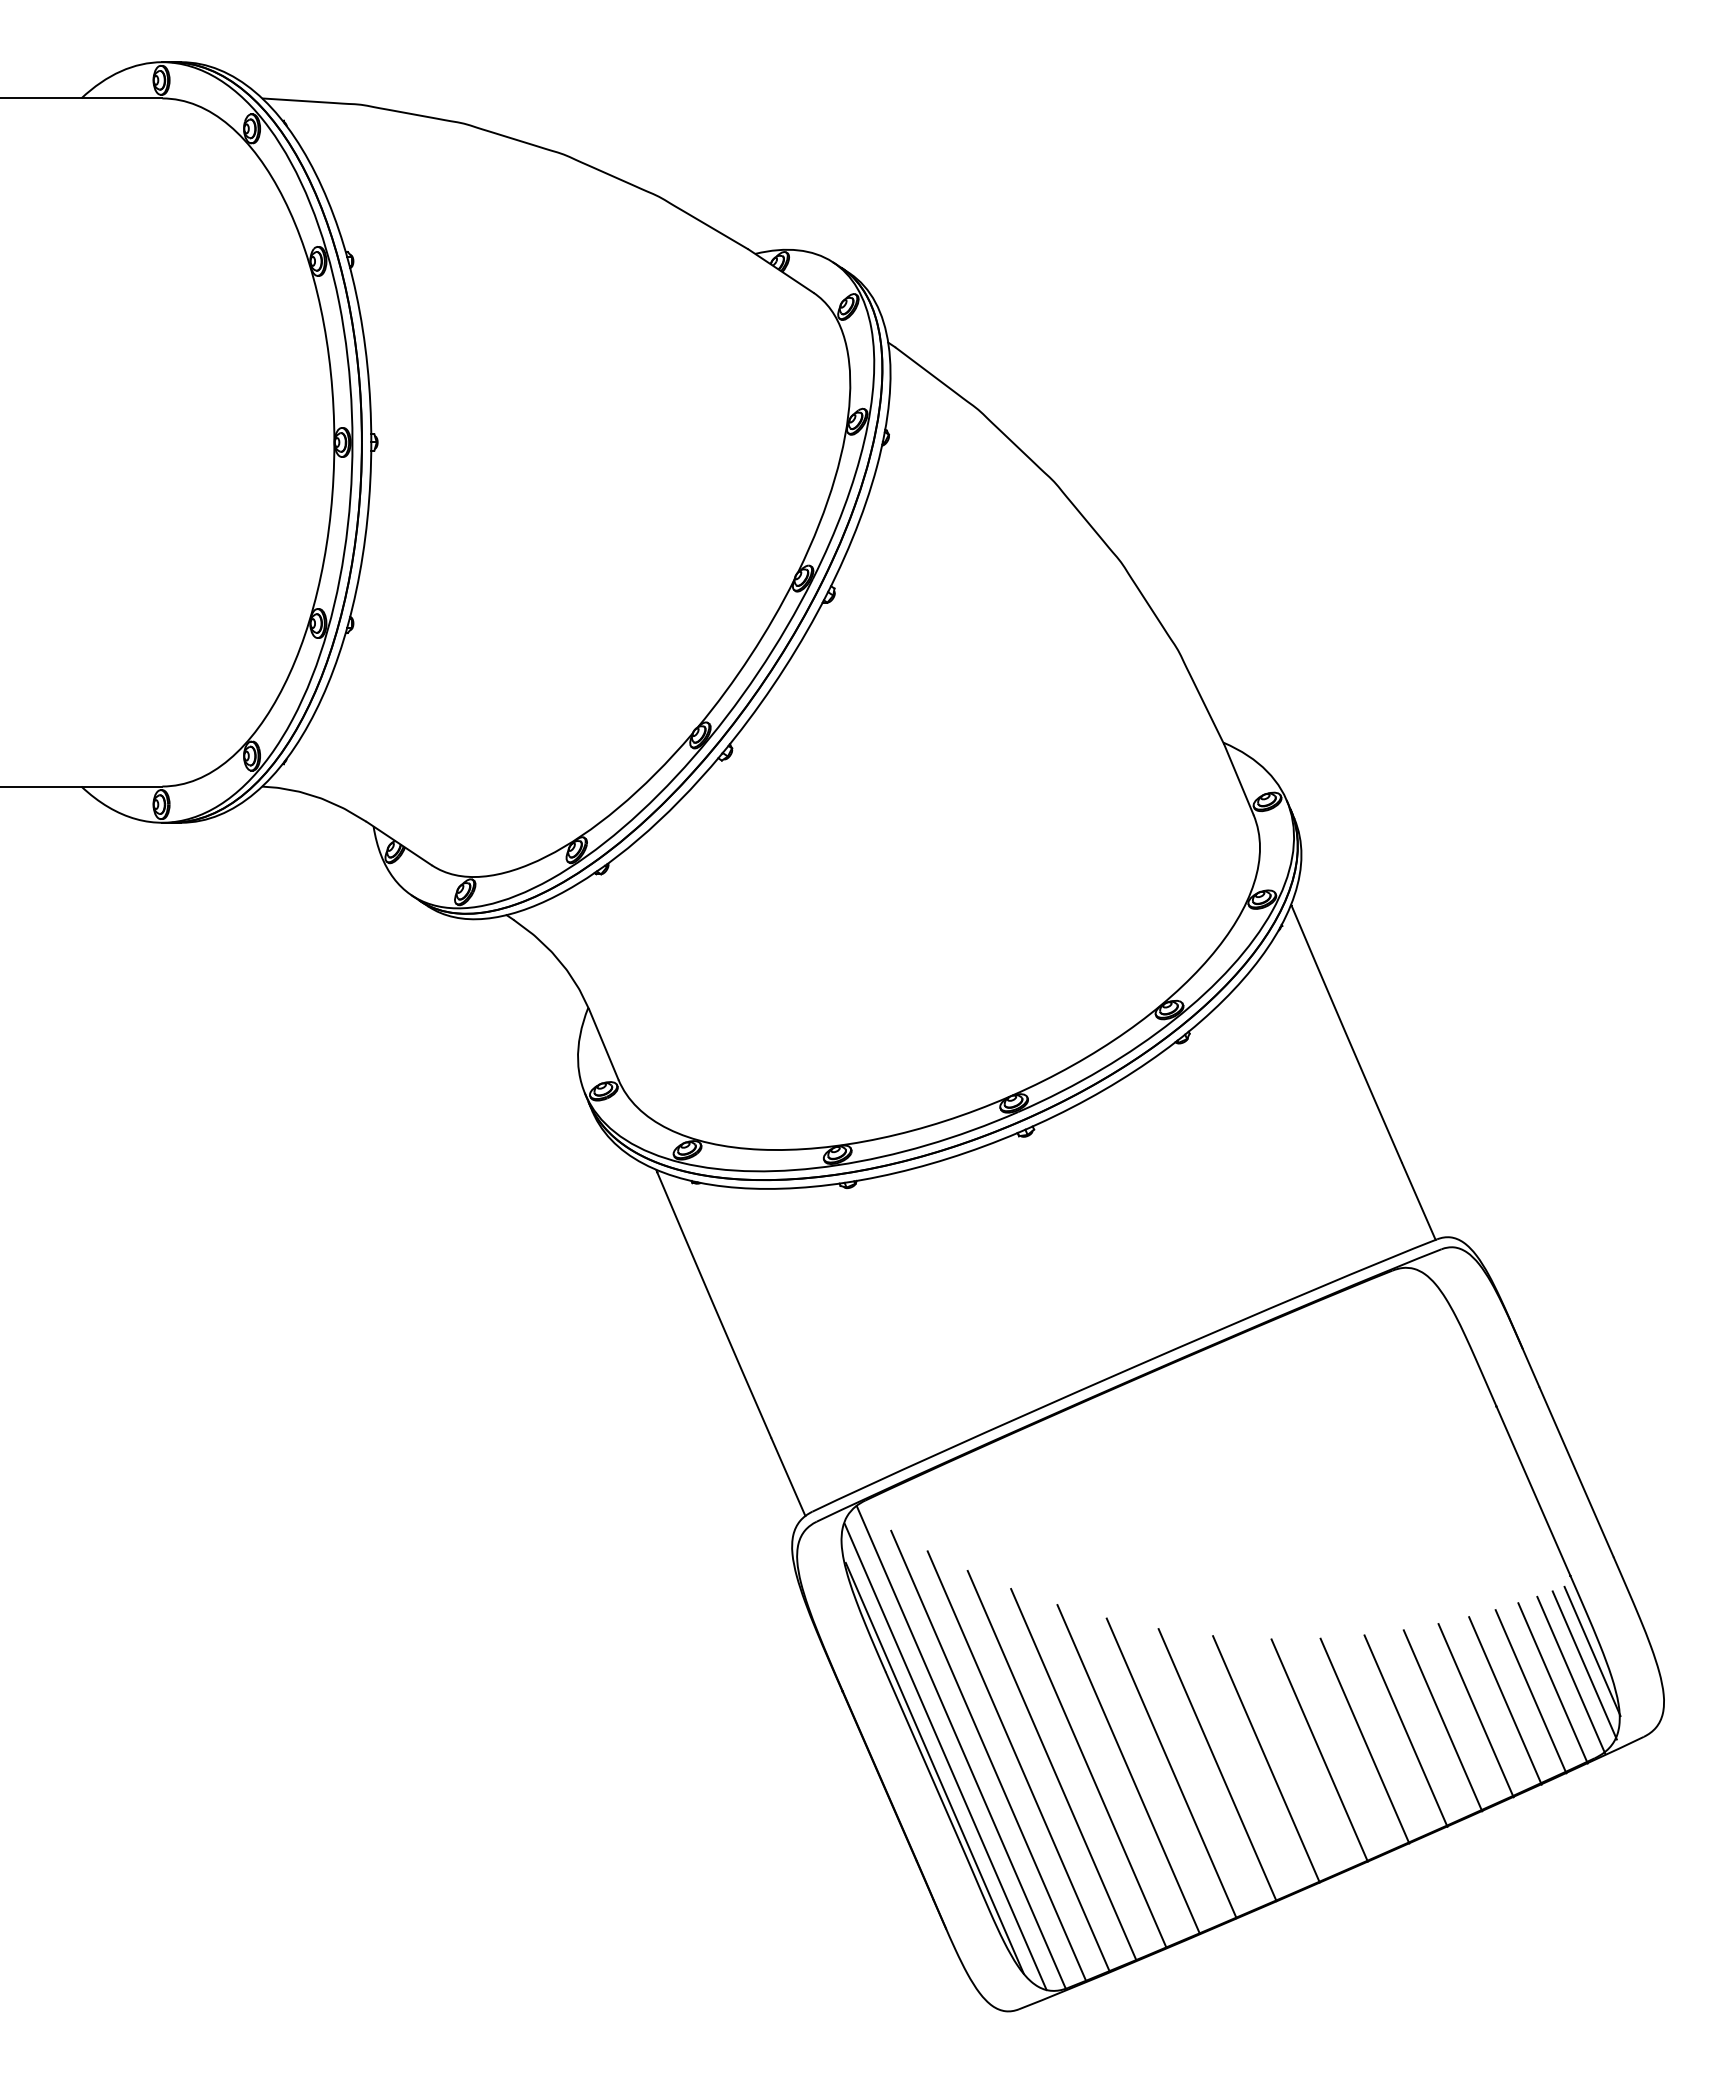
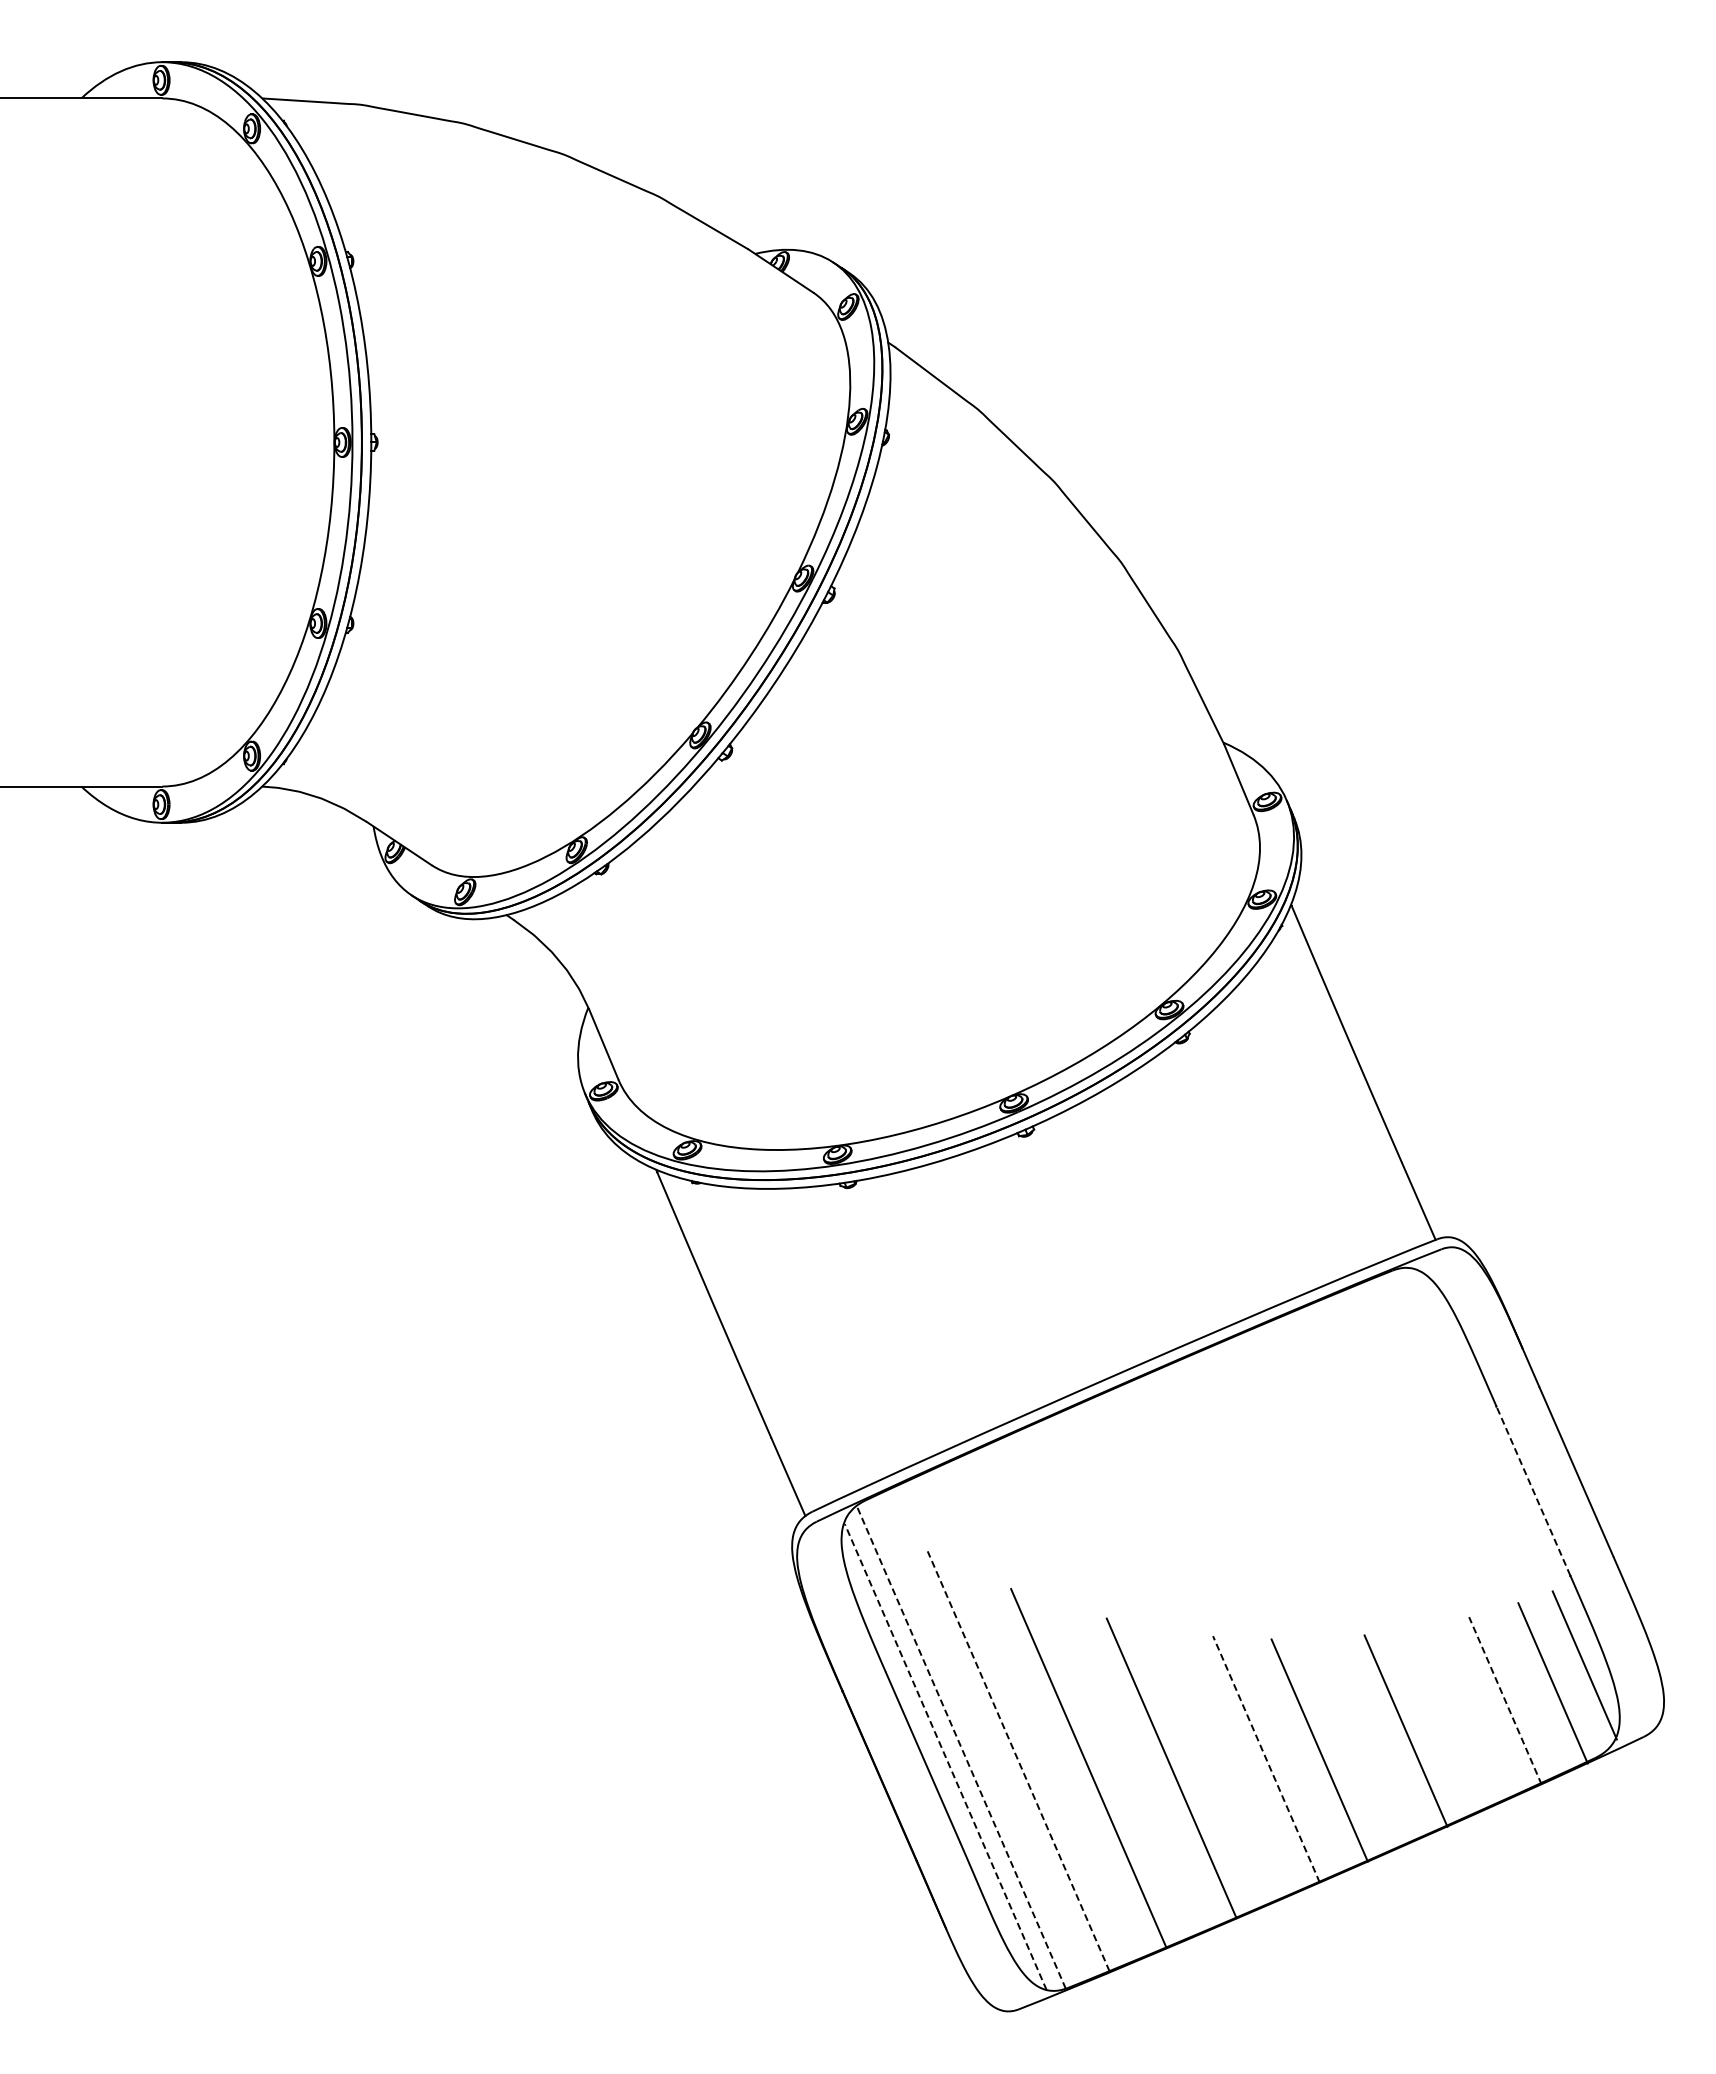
line: solid -> dashed (1533, 1490)
line: present -> none (1592, 1651)
line: present -> none (1571, 1674)
line: present -> none (1530, 1691)
line: solid -> dashed (1505, 1700)
line: present -> none (1475, 1710)
line: present -> none (1442, 1720)
line: present -> none (1364, 1740)
line: solid -> dashed (961, 1747)
line: present -> none (988, 1755)
line: solid -> dashed (945, 1757)
line: solid -> dashed (1266, 1758)
line: solid -> dashed (1018, 1761)
line: present -> none (1051, 1765)
line: present -> none (1217, 1765)
line: present -> none (934, 1767)
line: present -> none (1128, 1769)
